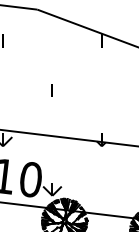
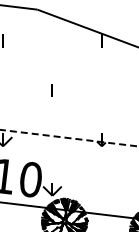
line: solid -> dashed (70, 138)
